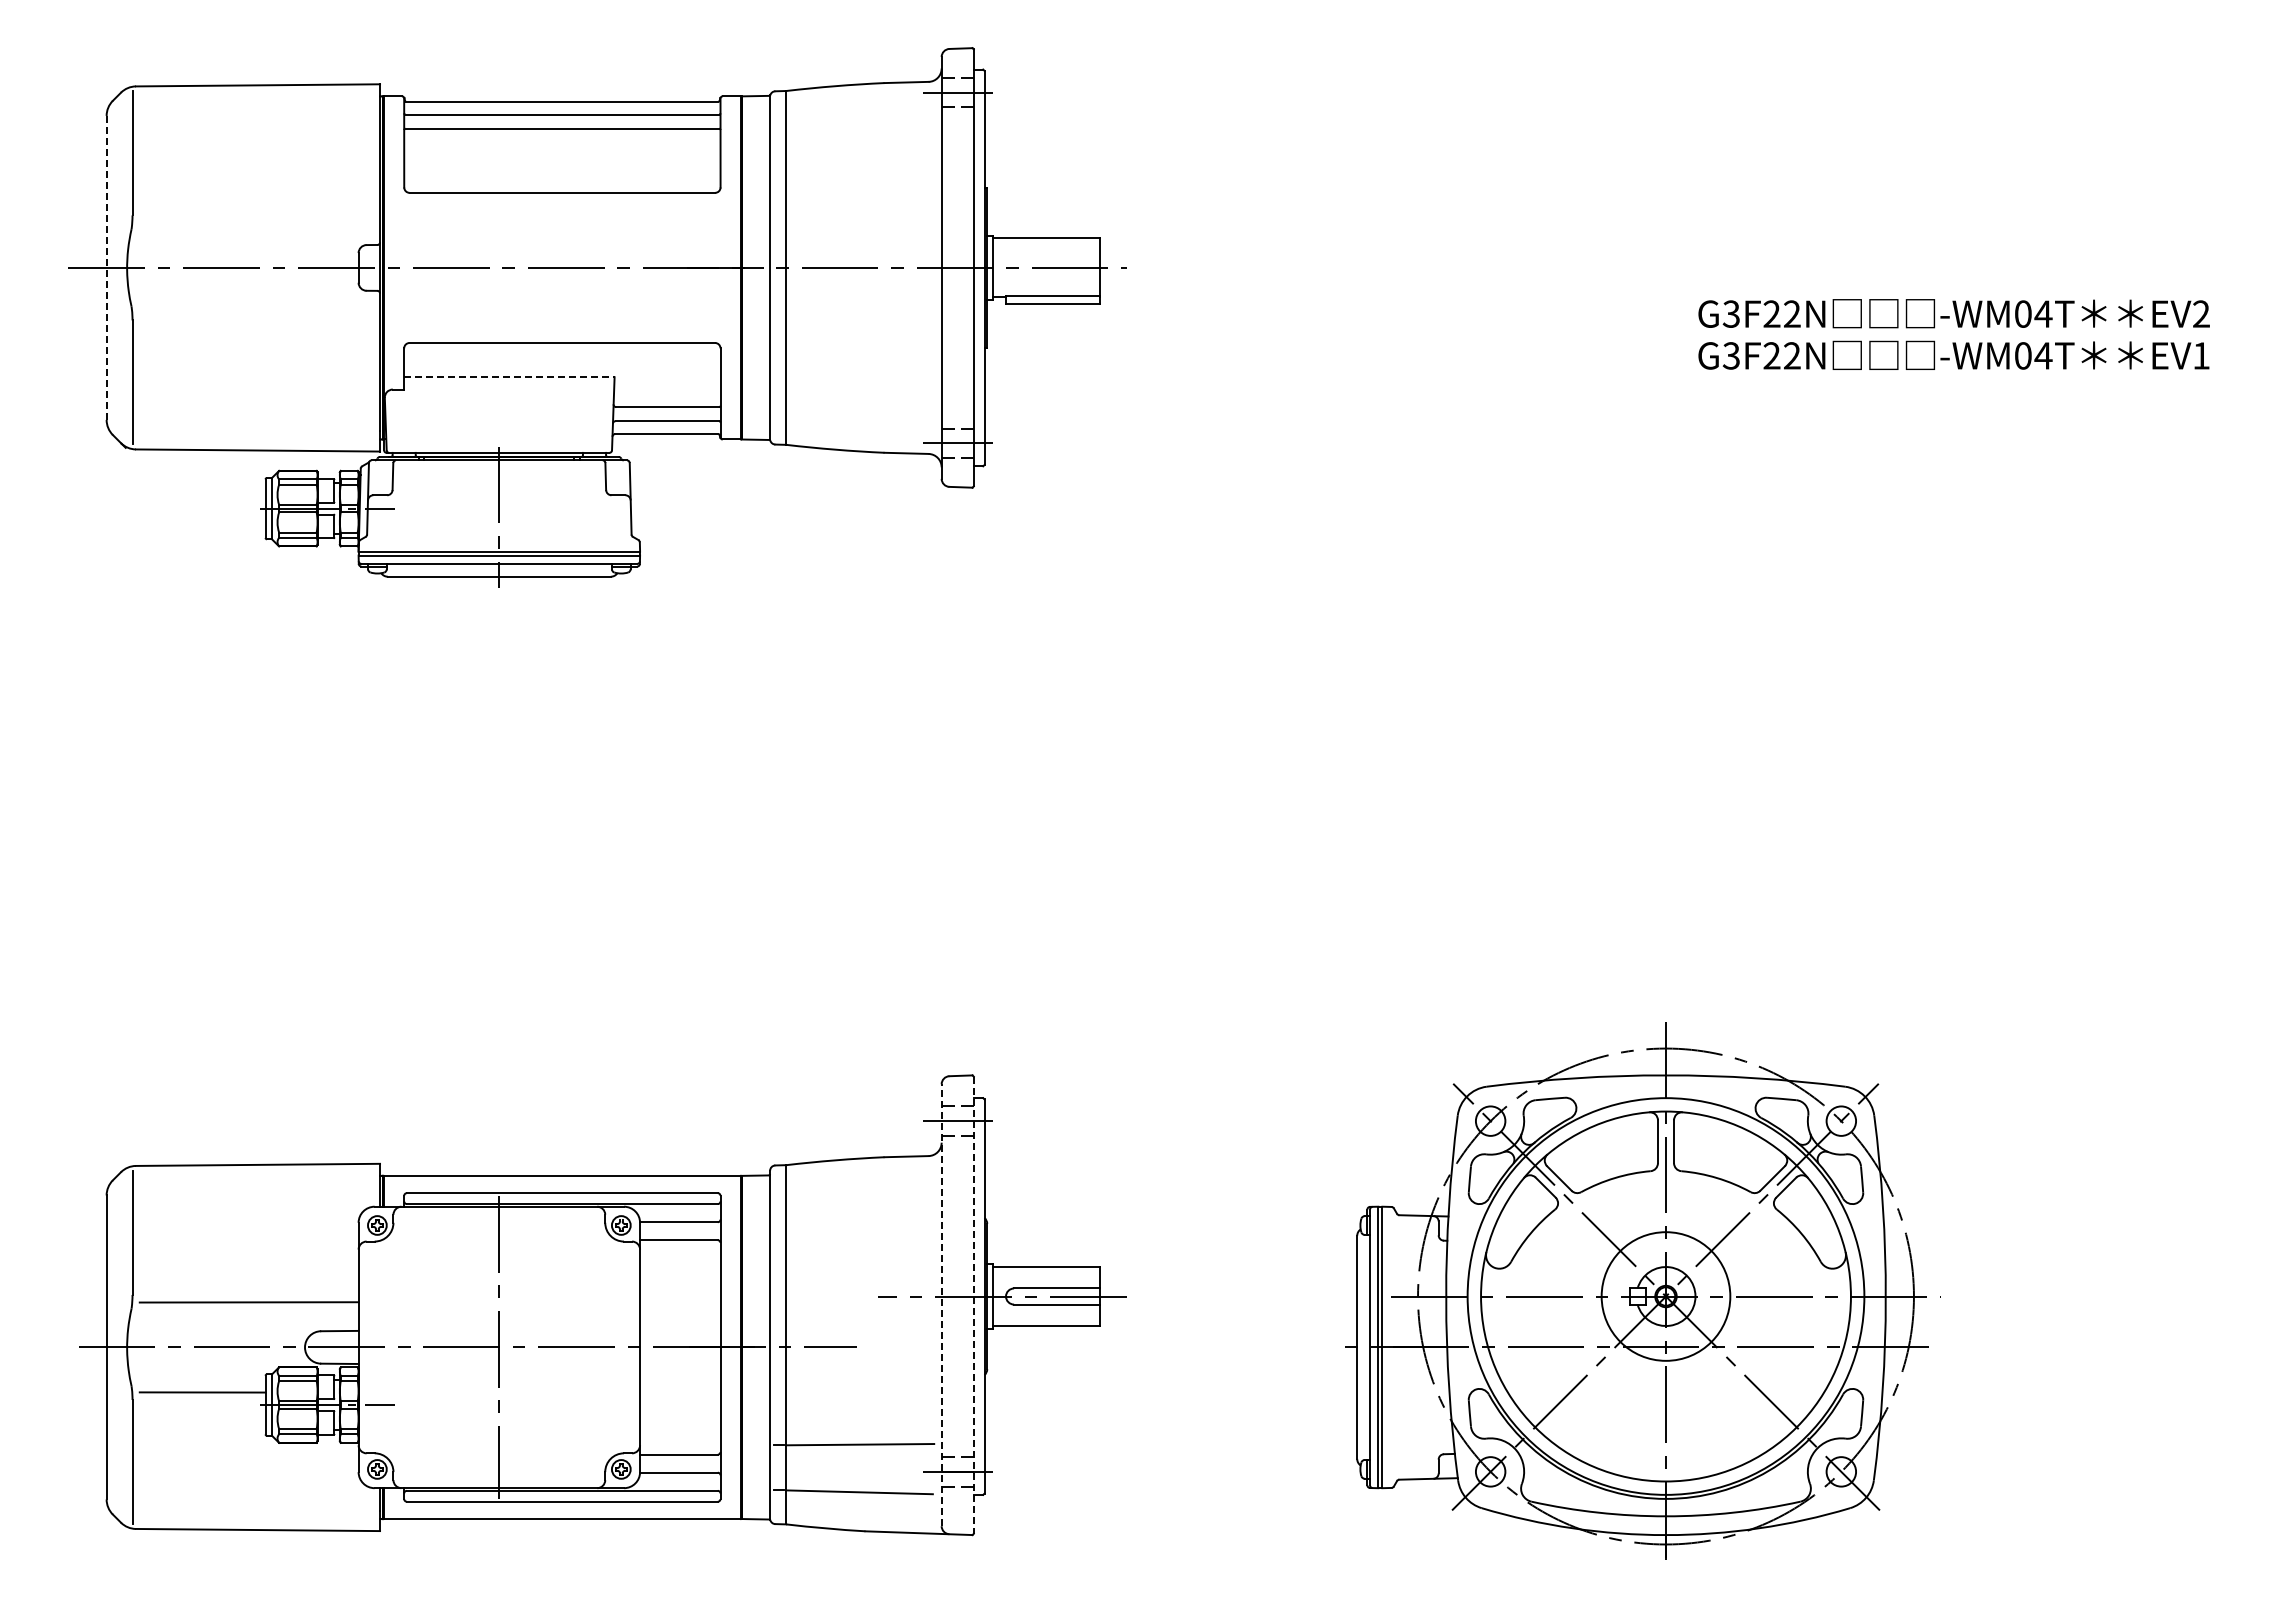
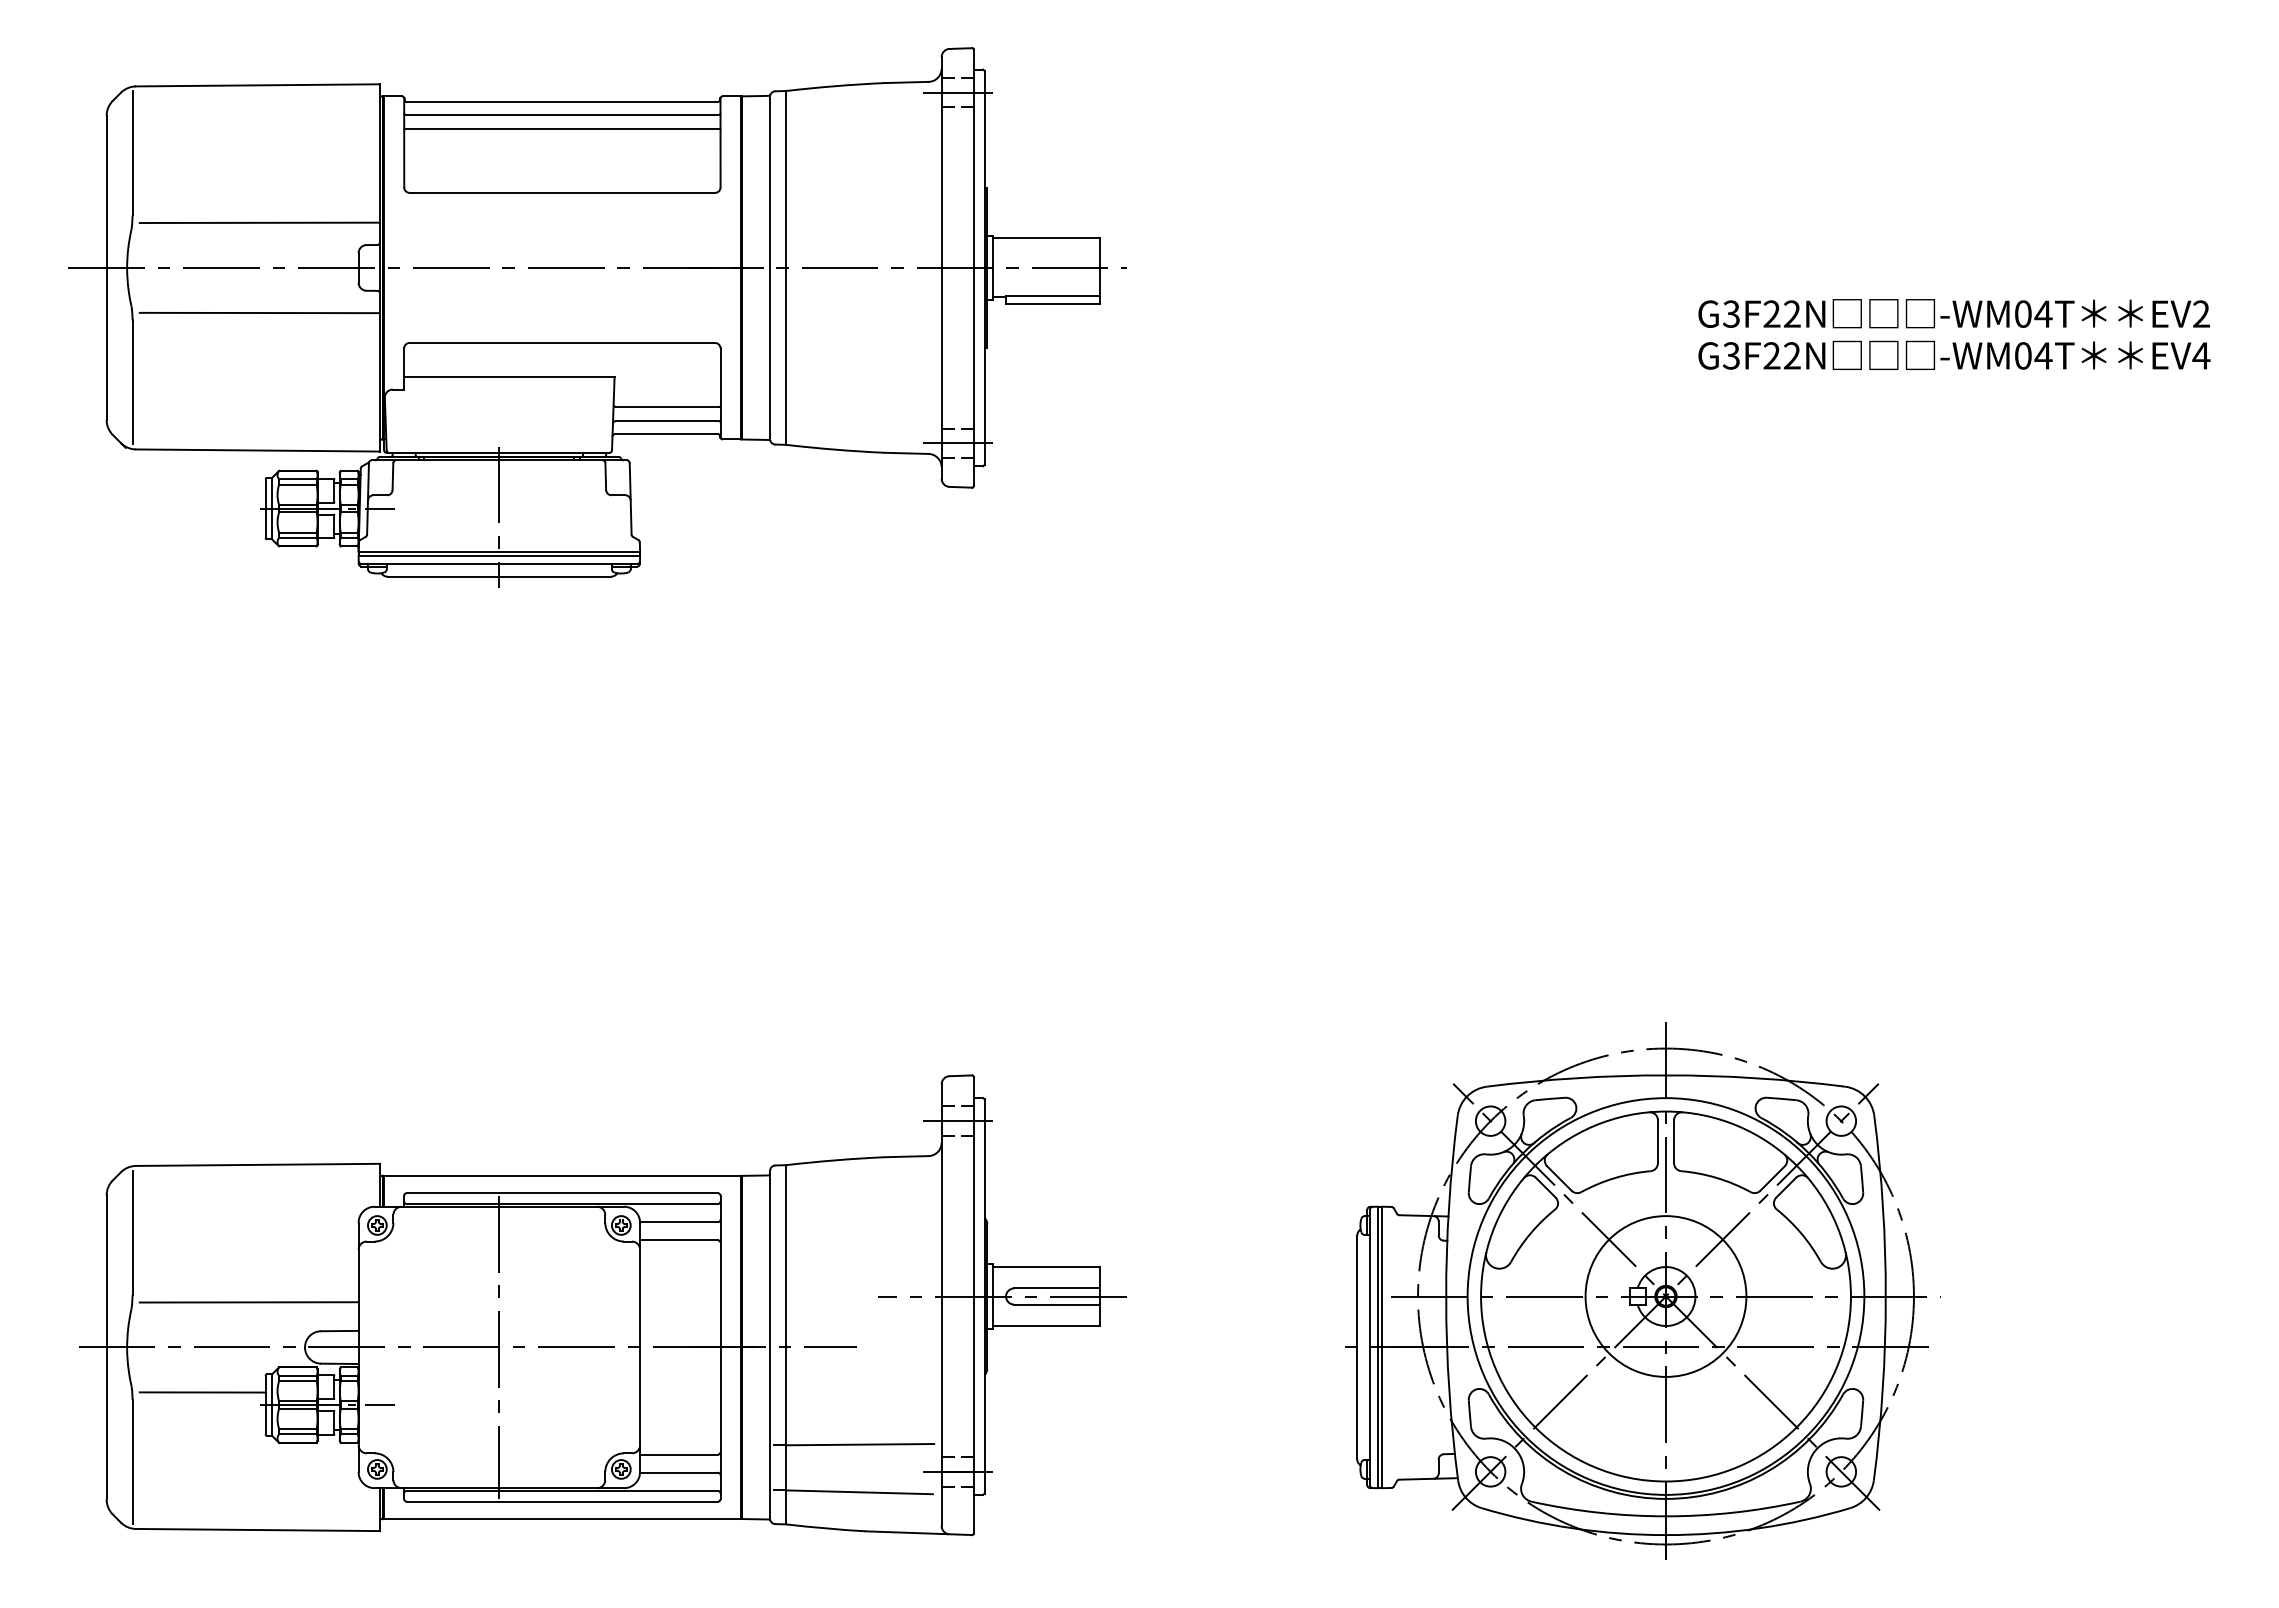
line: none -> present (259, 222)
line: dashed -> solid (106, 267)
line: none -> present (259, 312)
text: EV1 -> EV4 (2201, 355)
line: dashed -> solid (509, 377)
circle diameter: 129 px -> 161 px (1665, 1296)
line: dashed -> solid (941, 1305)
line: dashed -> solid (973, 1305)
